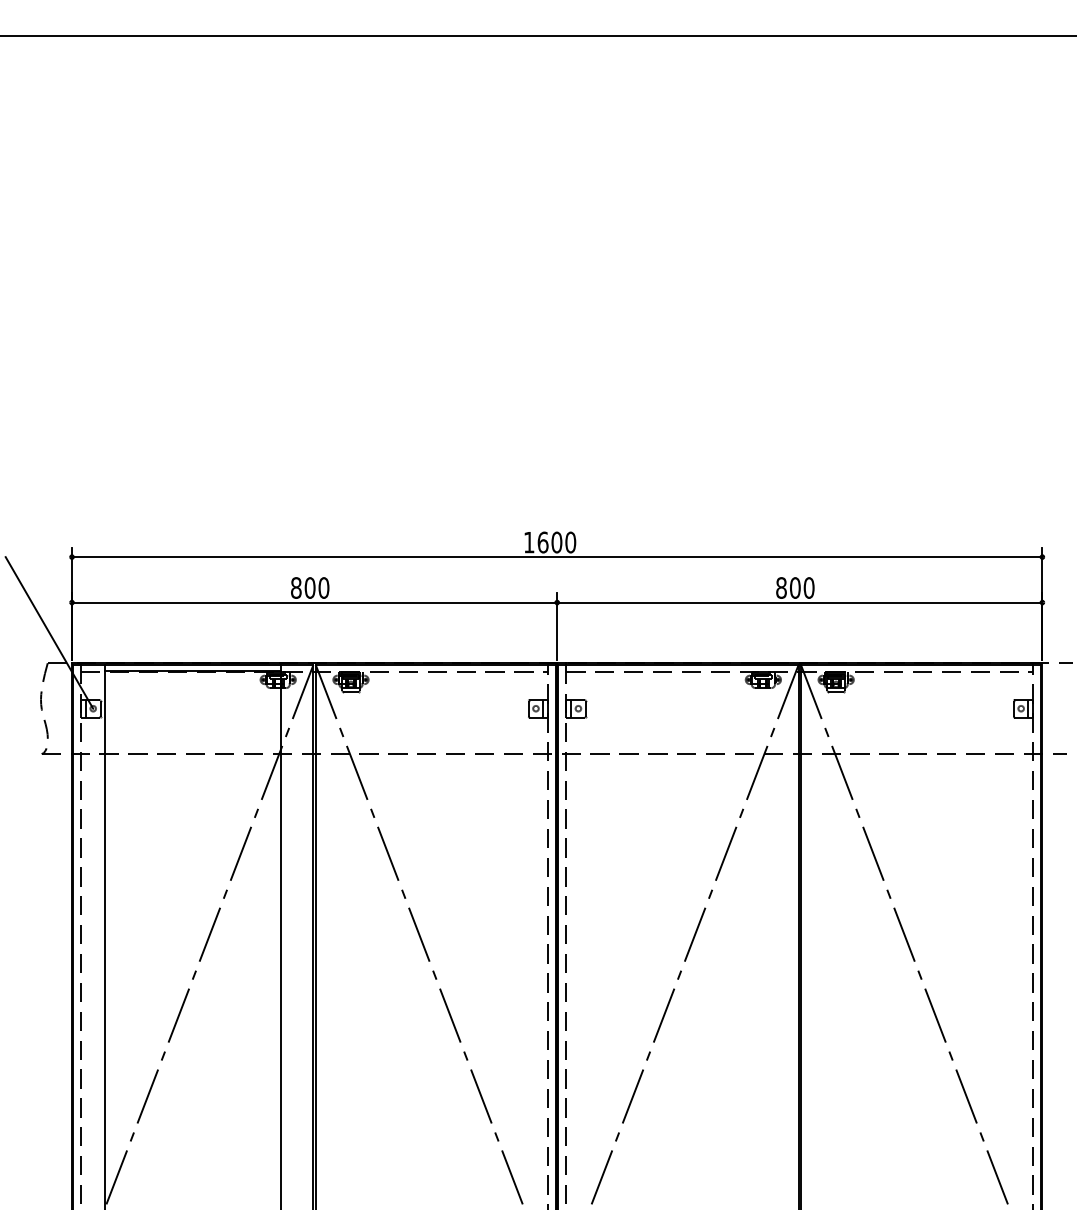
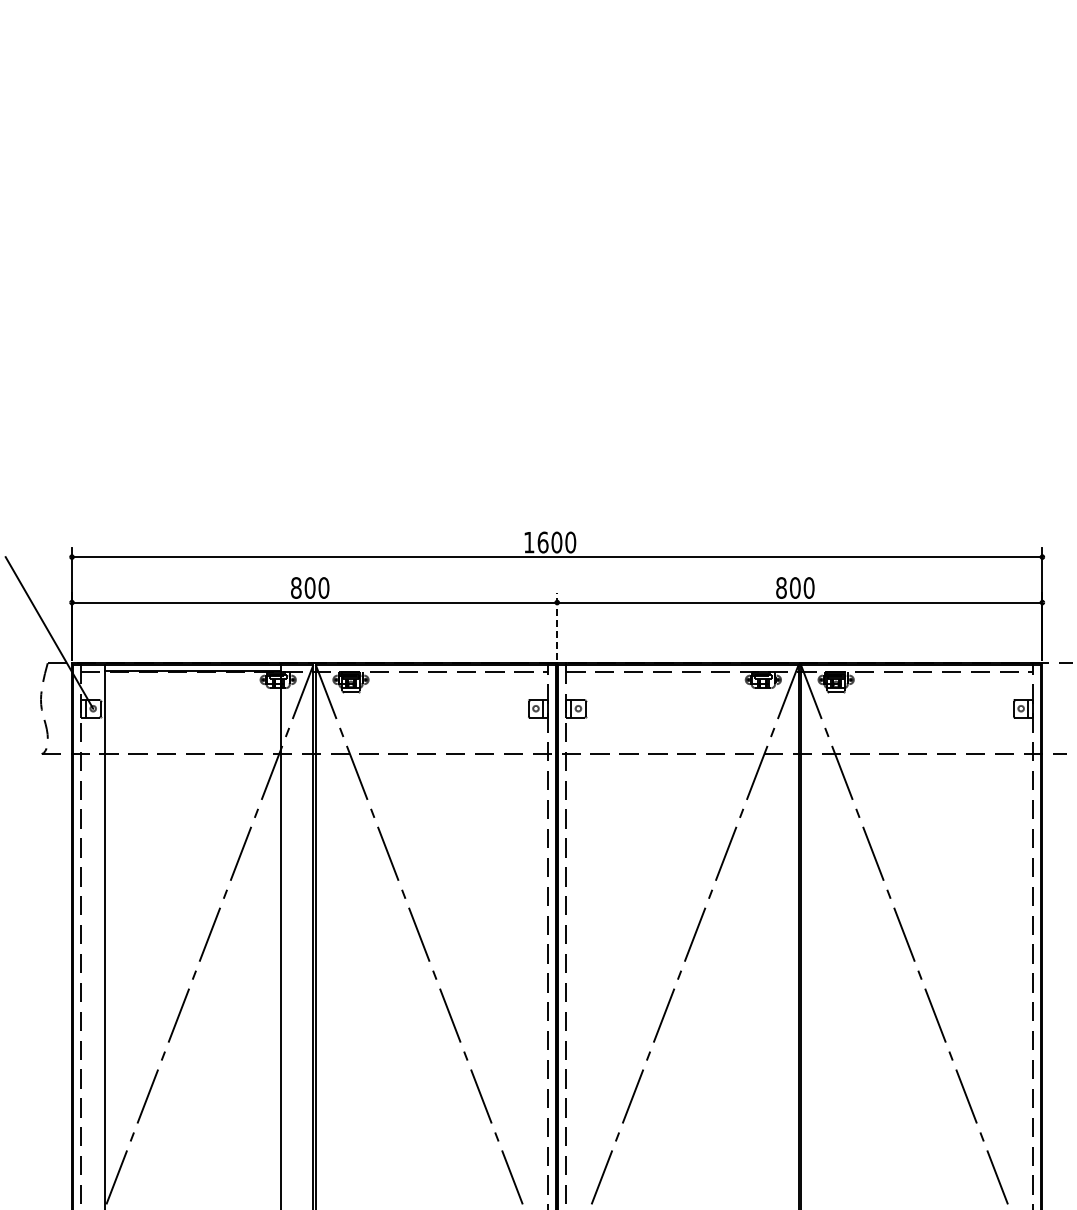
line: present -> none (537, 36)
line: solid -> dashed (557, 626)
